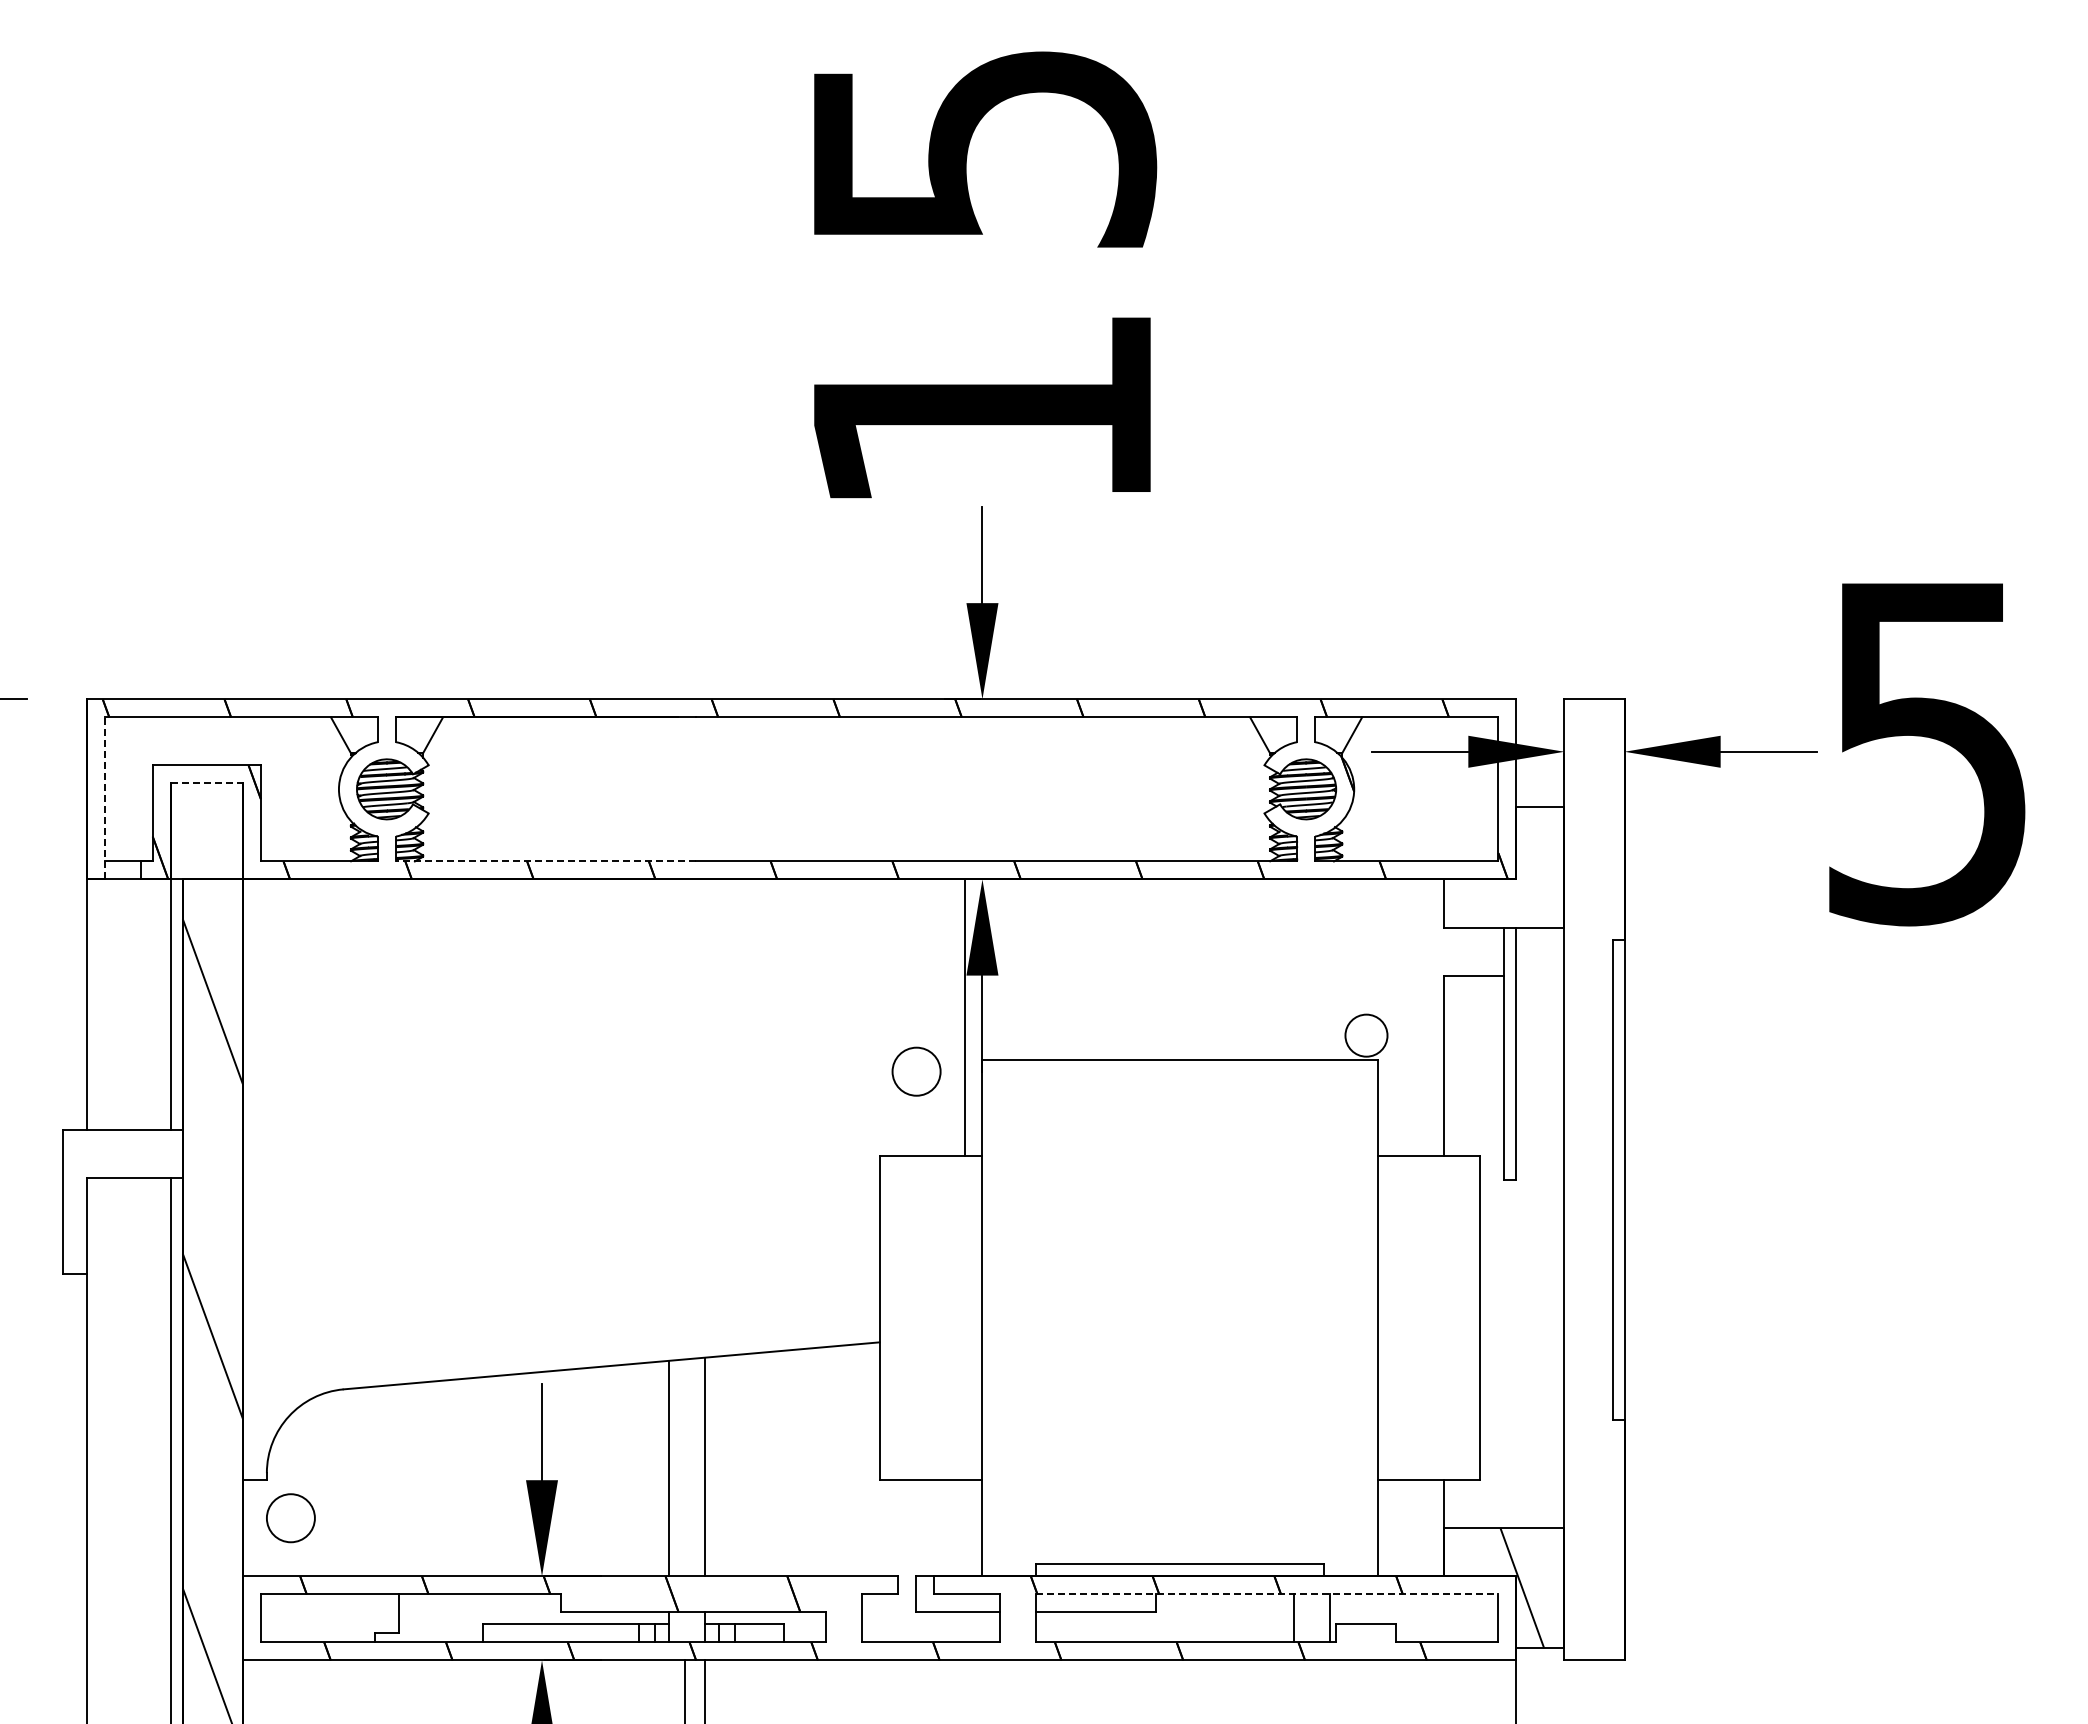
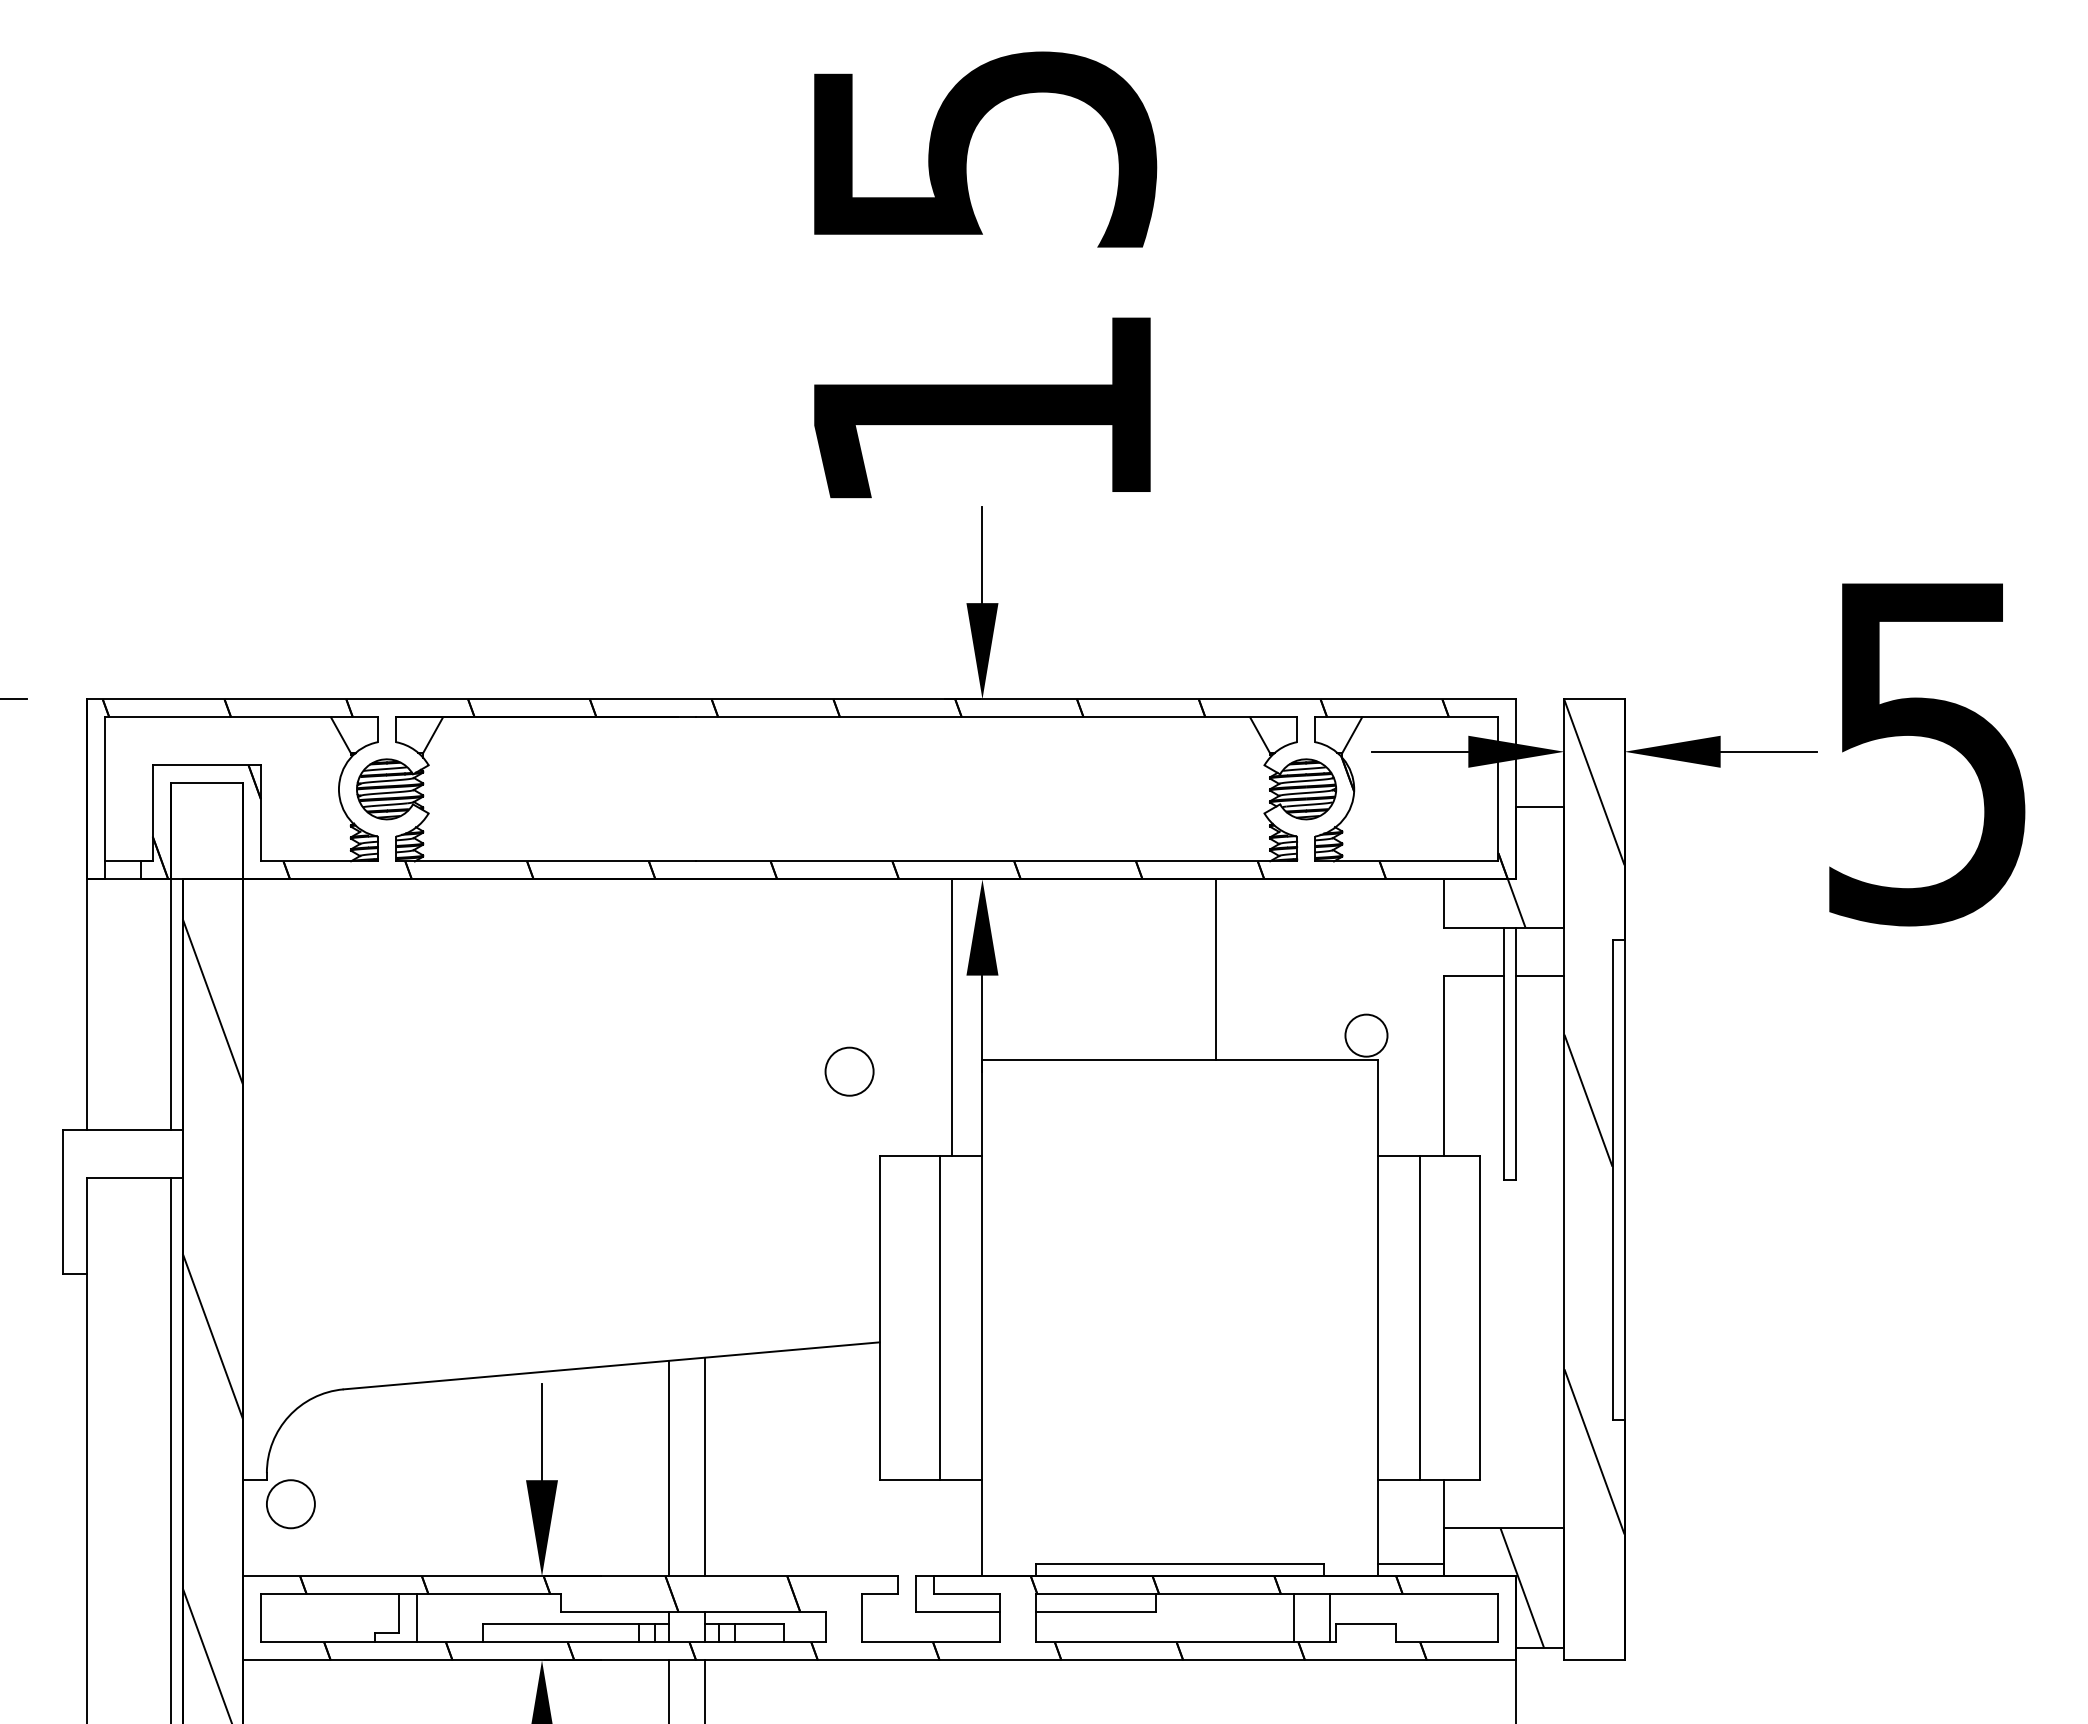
line: dashed -> solid (207, 783)
line: dashed -> solid (104, 797)
line: dashed -> solid (545, 861)
hatch: none -> present (1516, 903)
line: none -> present (1216, 969)
line: none -> present (1540, 975)
line position: (964, 1017) -> (951, 1017) (951, 1017)
circle position: (916, 1071) -> (849, 1071) (849, 1071)
hatch: none -> present (1594, 1117)
line: none -> present (939, 1317)
line: none -> present (1420, 1317)
circle position: (290, 1518) -> (290, 1504) (290, 1504)
line: none -> present (1411, 1564)
line: dashed -> solid (1267, 1594)
line: none -> present (417, 1618)
line position: (685, 1690) -> (669, 1690) (669, 1690)
